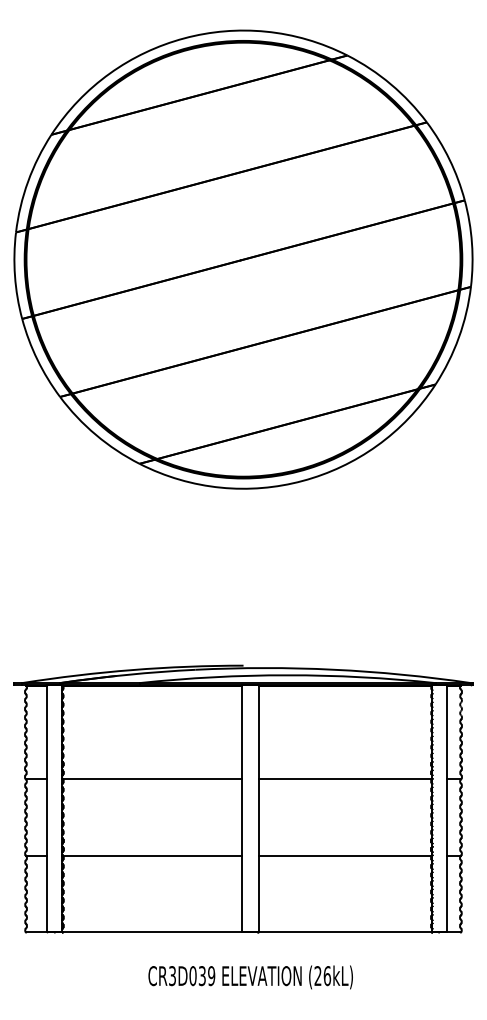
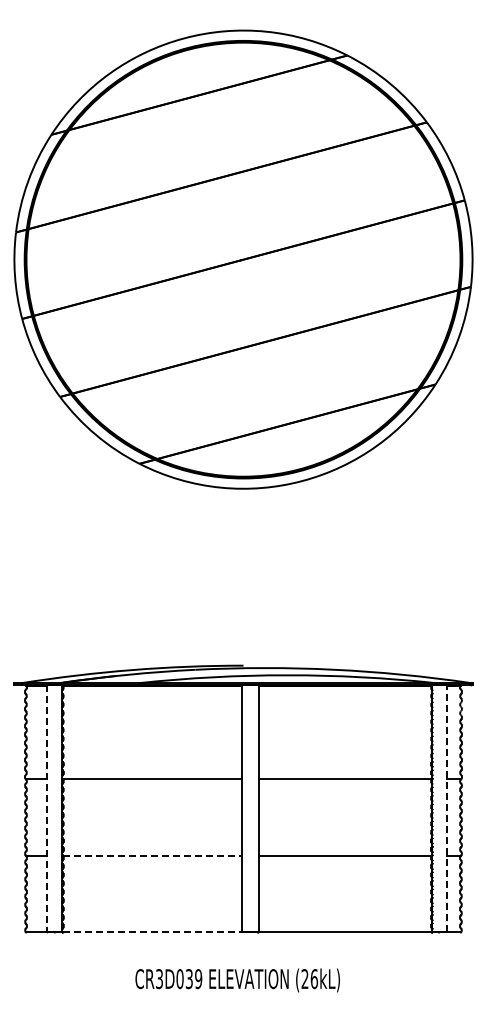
line: solid -> dashed (446, 808)
line: solid -> dashed (47, 809)
line: solid -> dashed (152, 855)
line: solid -> dashed (153, 932)
text position: (250, 977) -> (237, 980) (237, 980)
